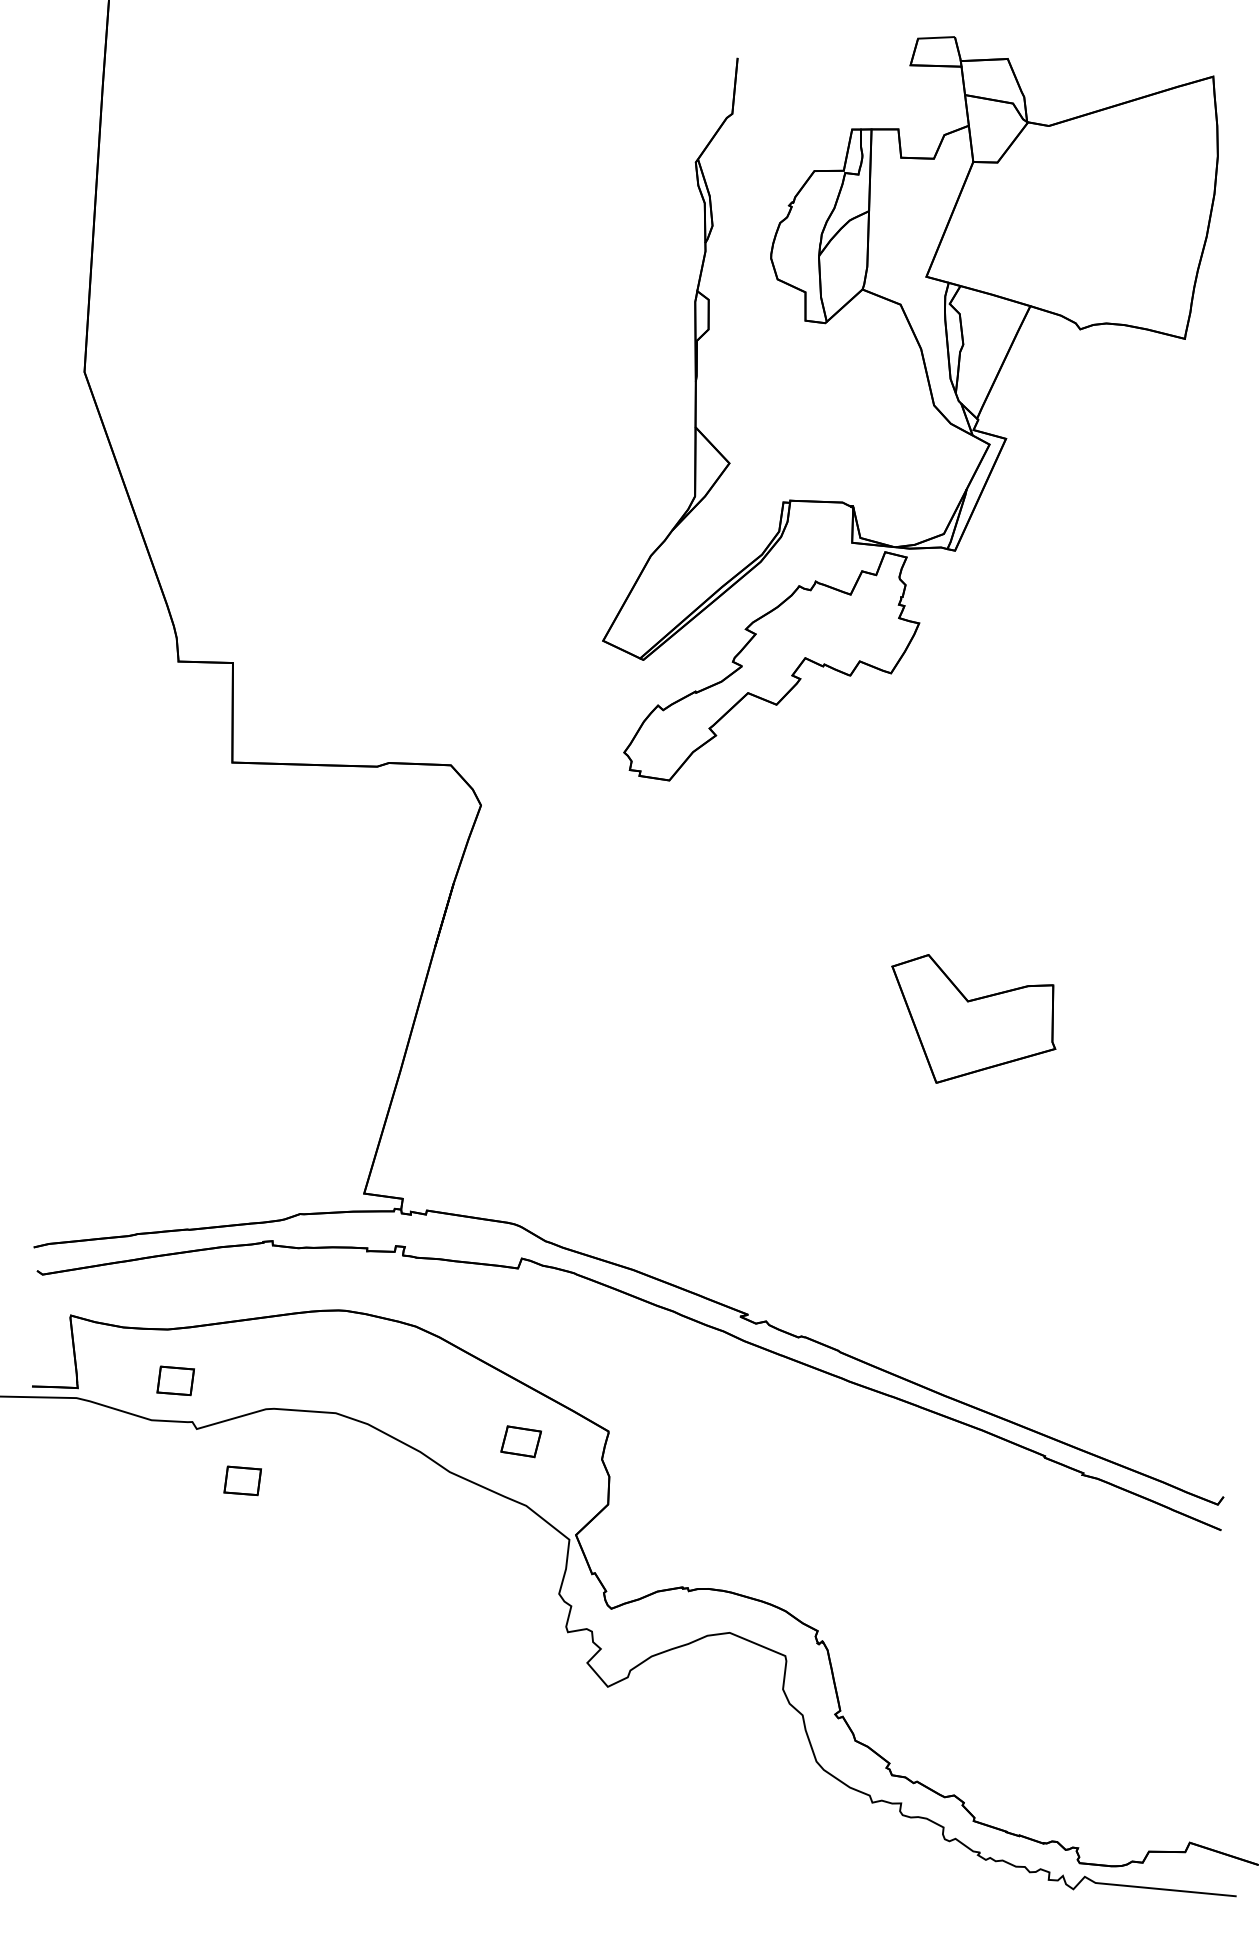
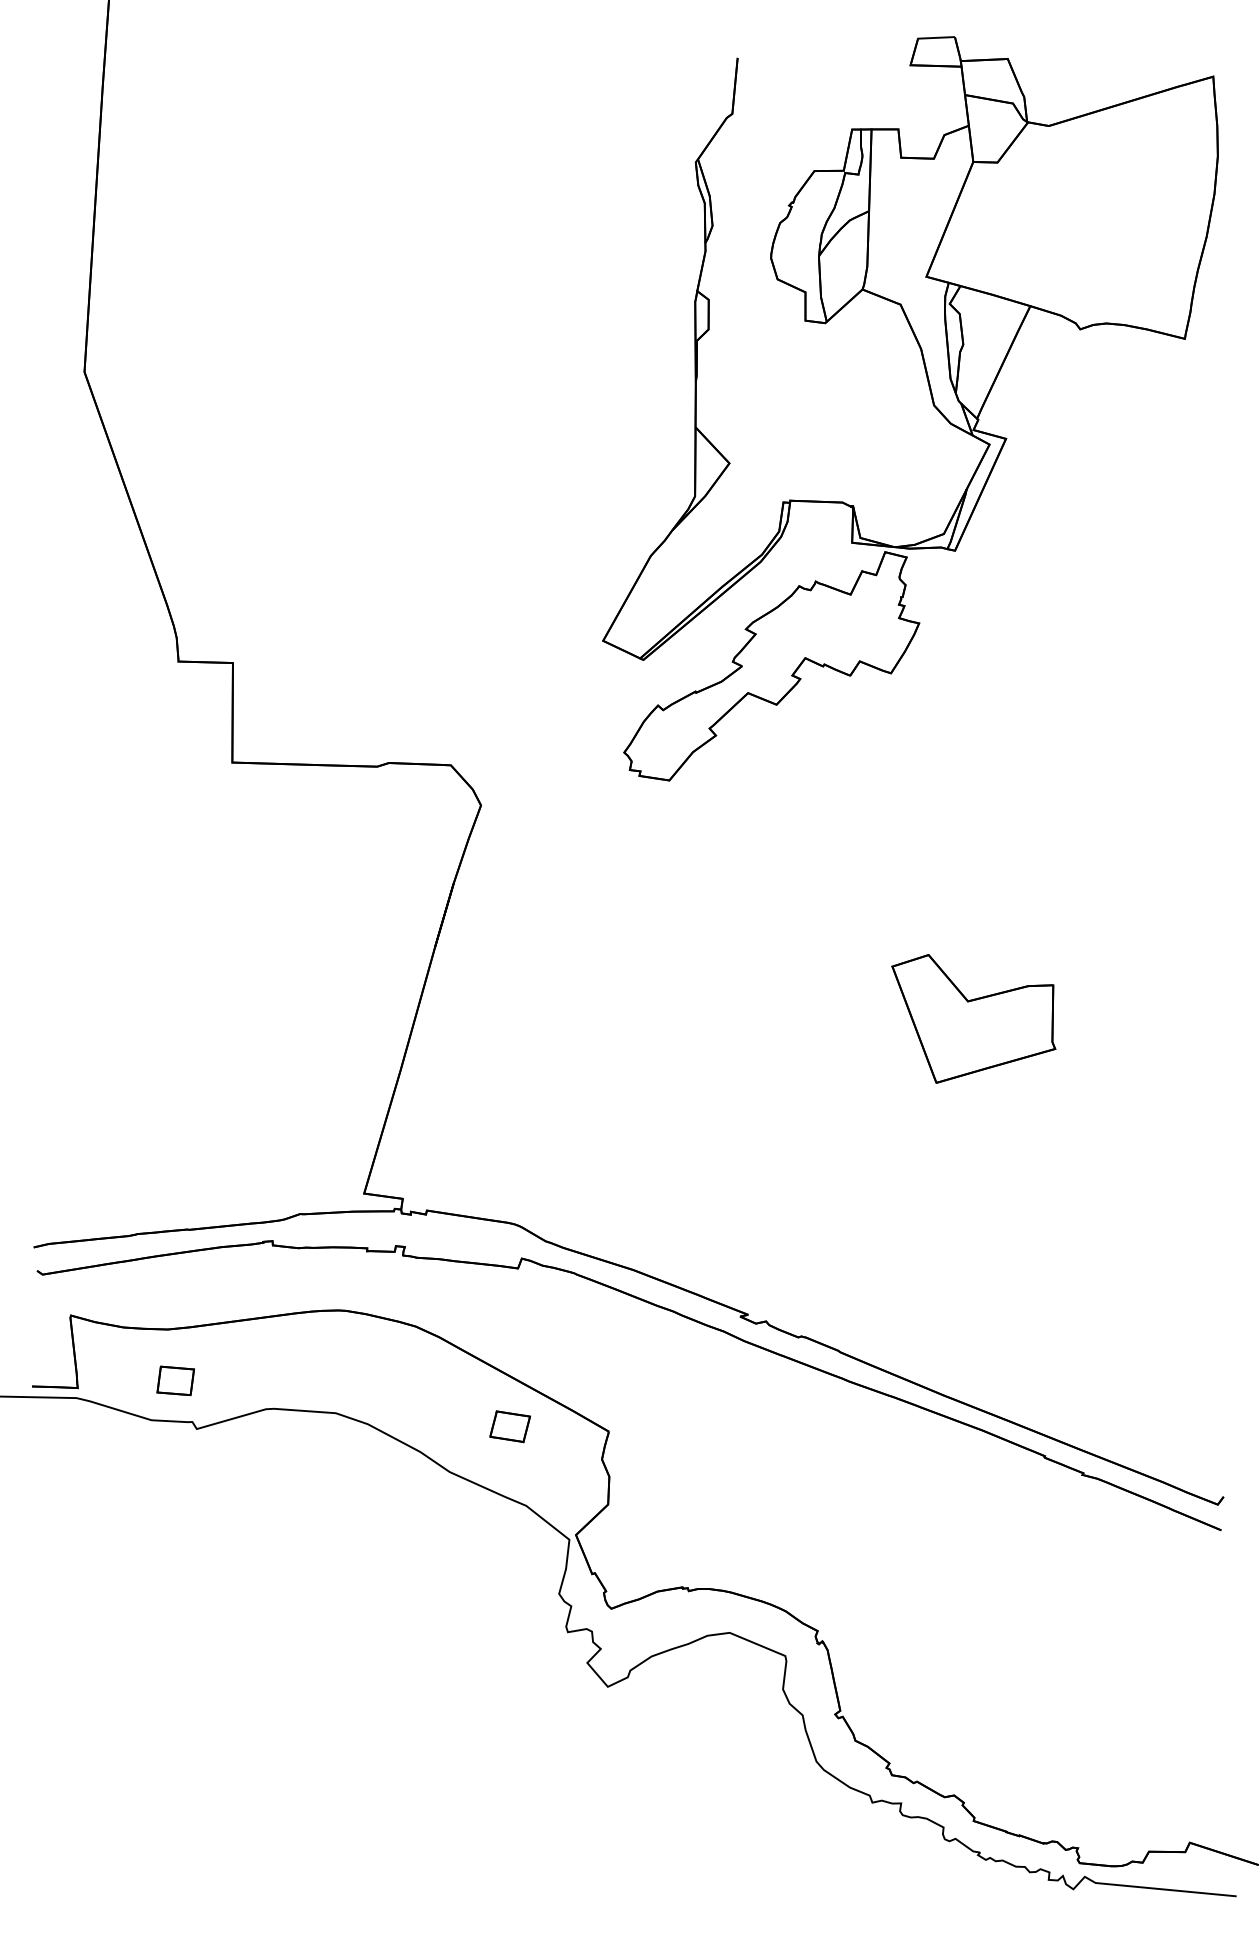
part position: (520, 1441) -> (509, 1426) (509, 1426)
part: present -> none (242, 1480)
